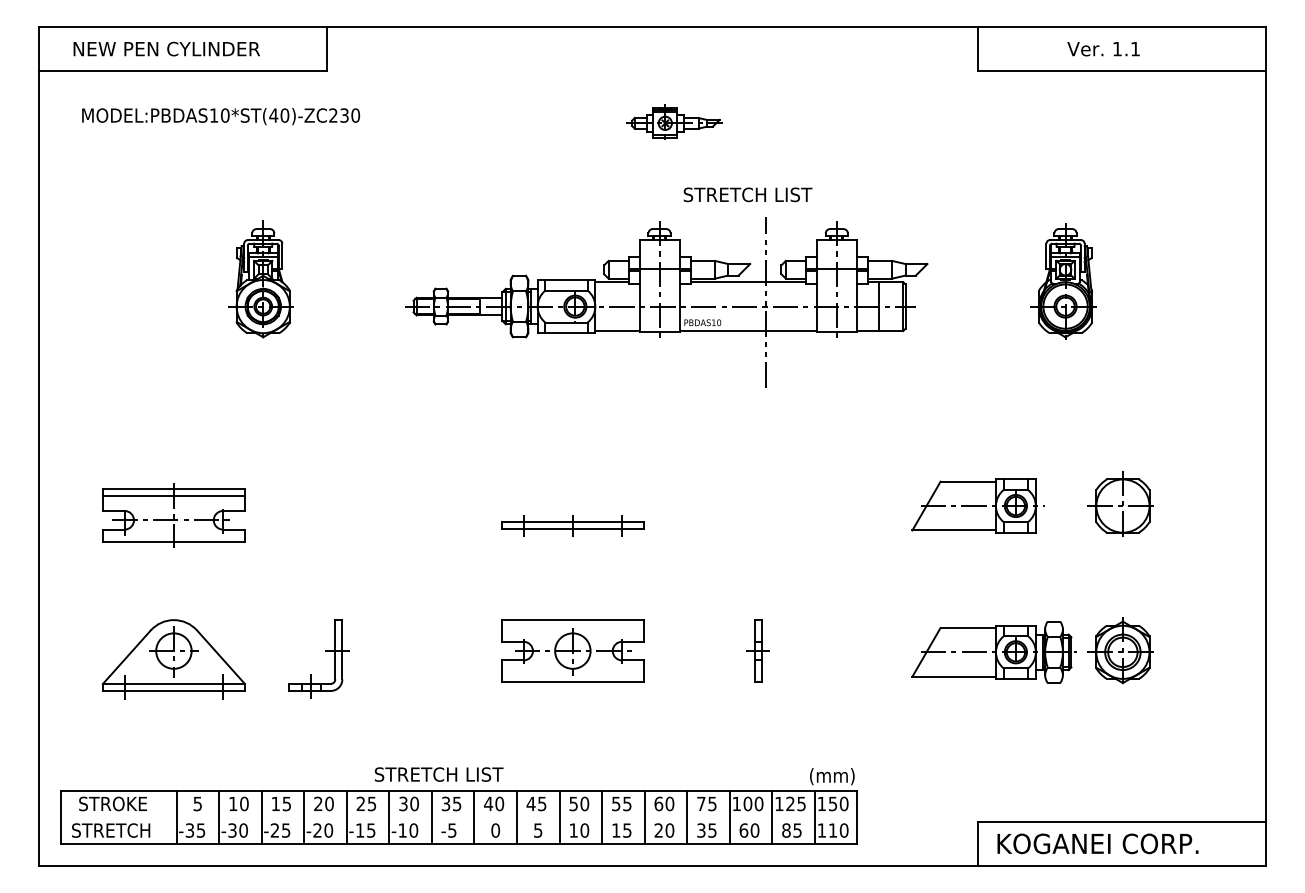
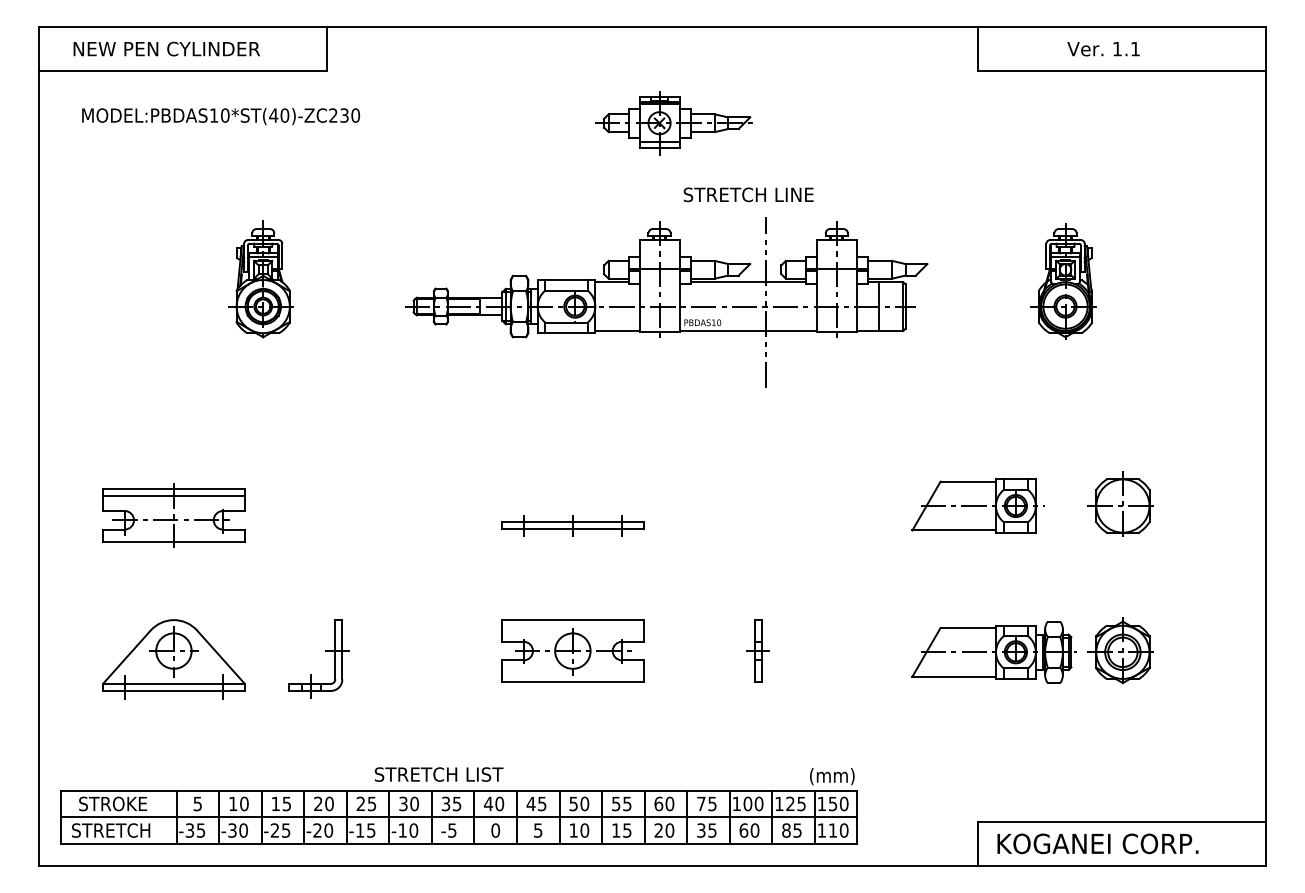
part size: 97x36 px -> 158x65 px (673, 123)
text: STRETCH LIST -> STRETCH LINE (801, 194)
line: none -> present (459, 817)
